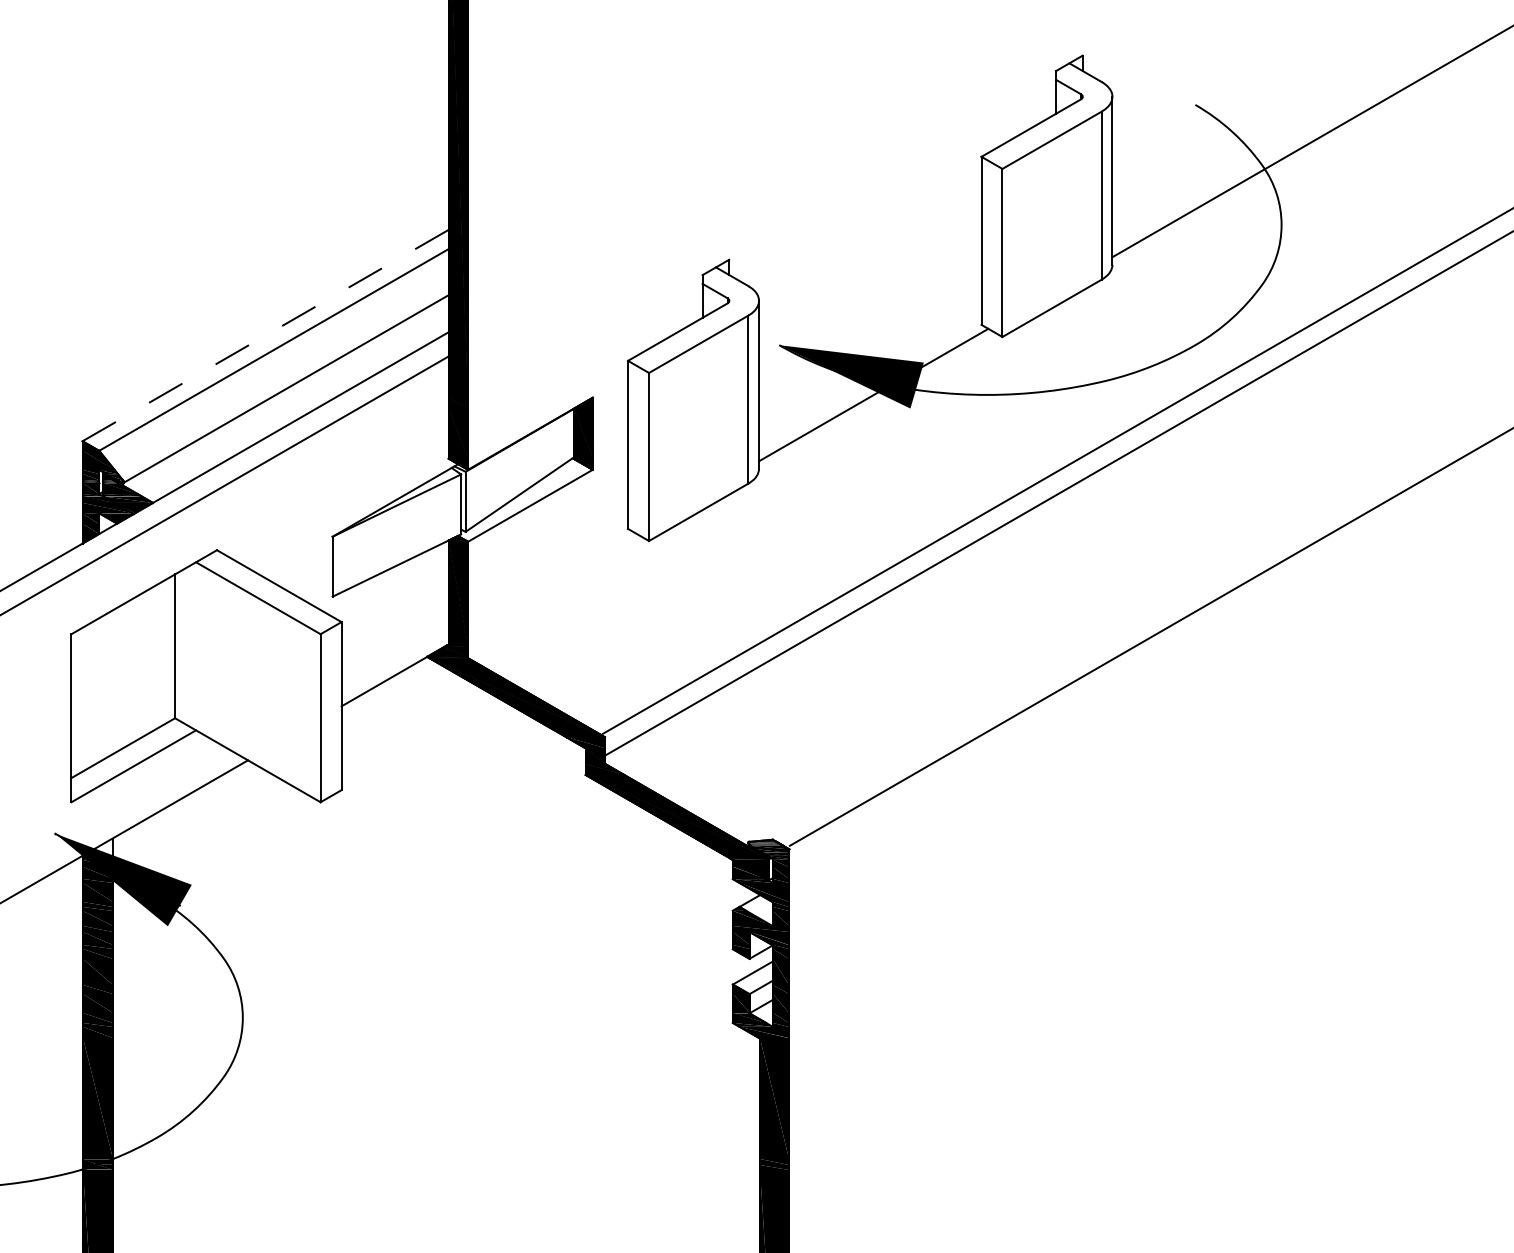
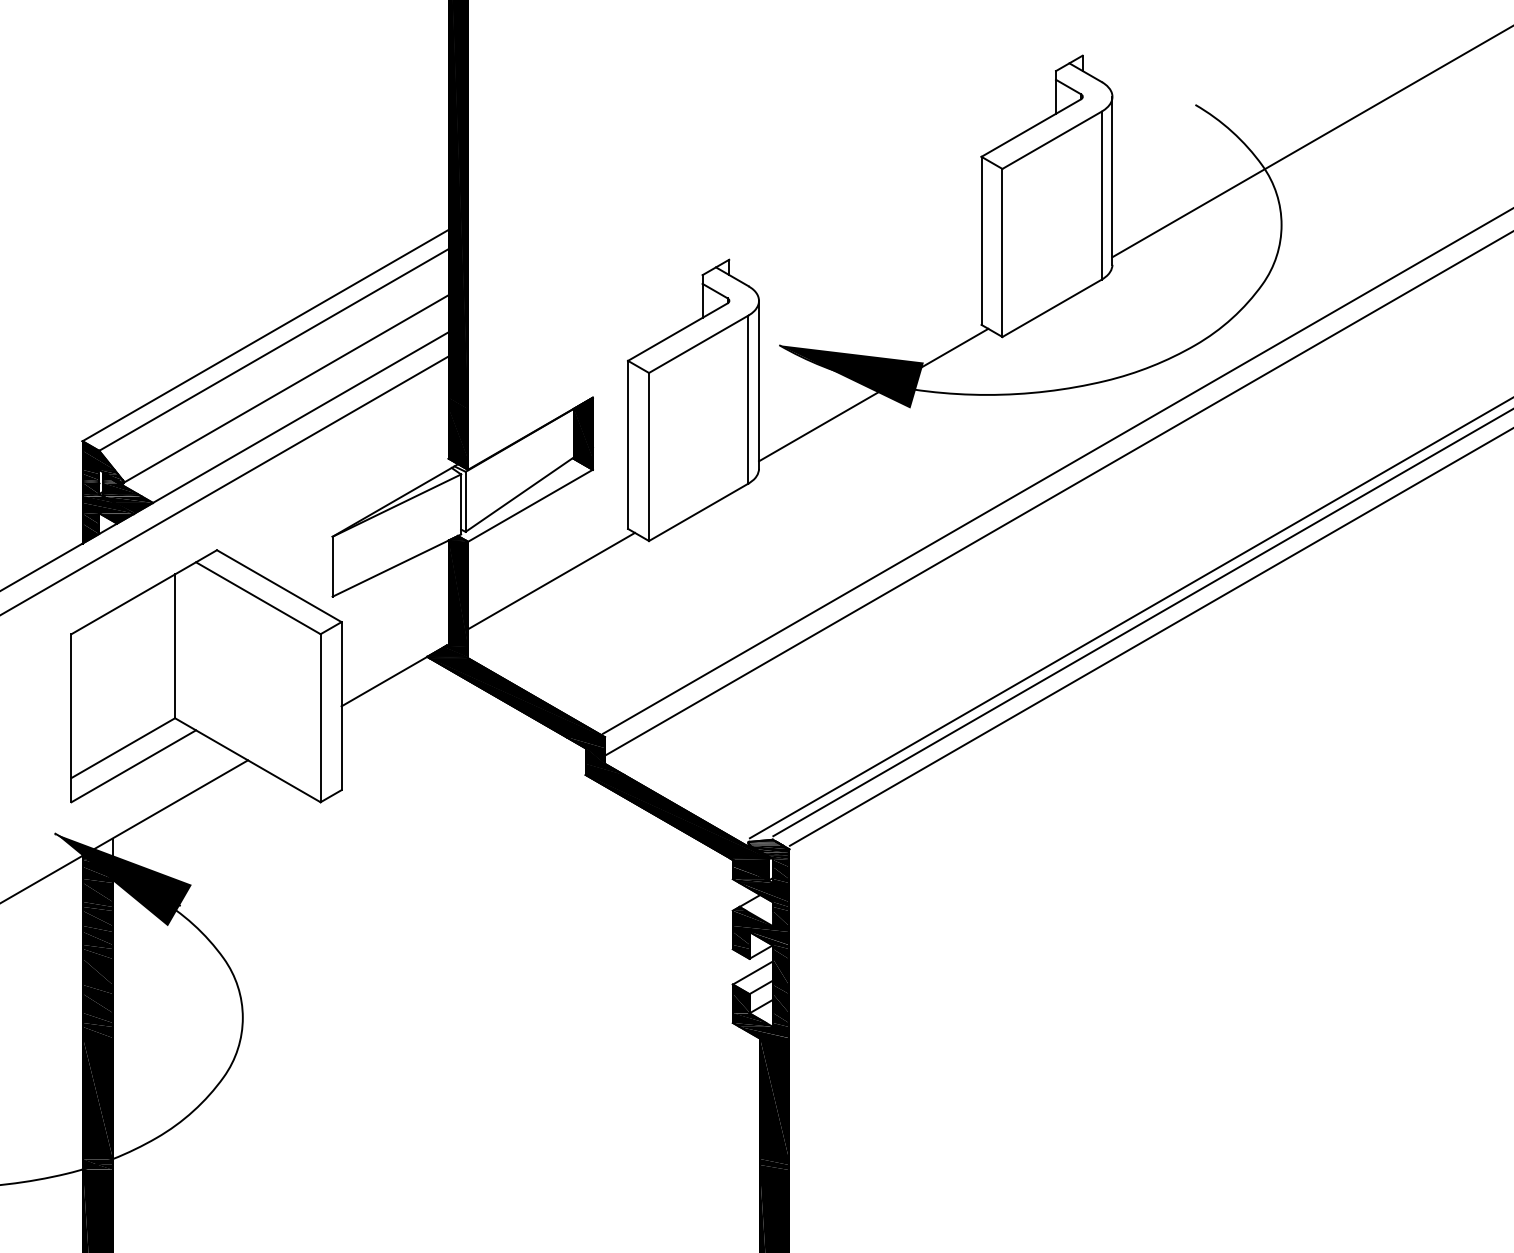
line: dashed -> solid (266, 335)
line: none -> present (551, 580)
line: none -> present (1129, 618)
line: none -> present (1141, 623)
